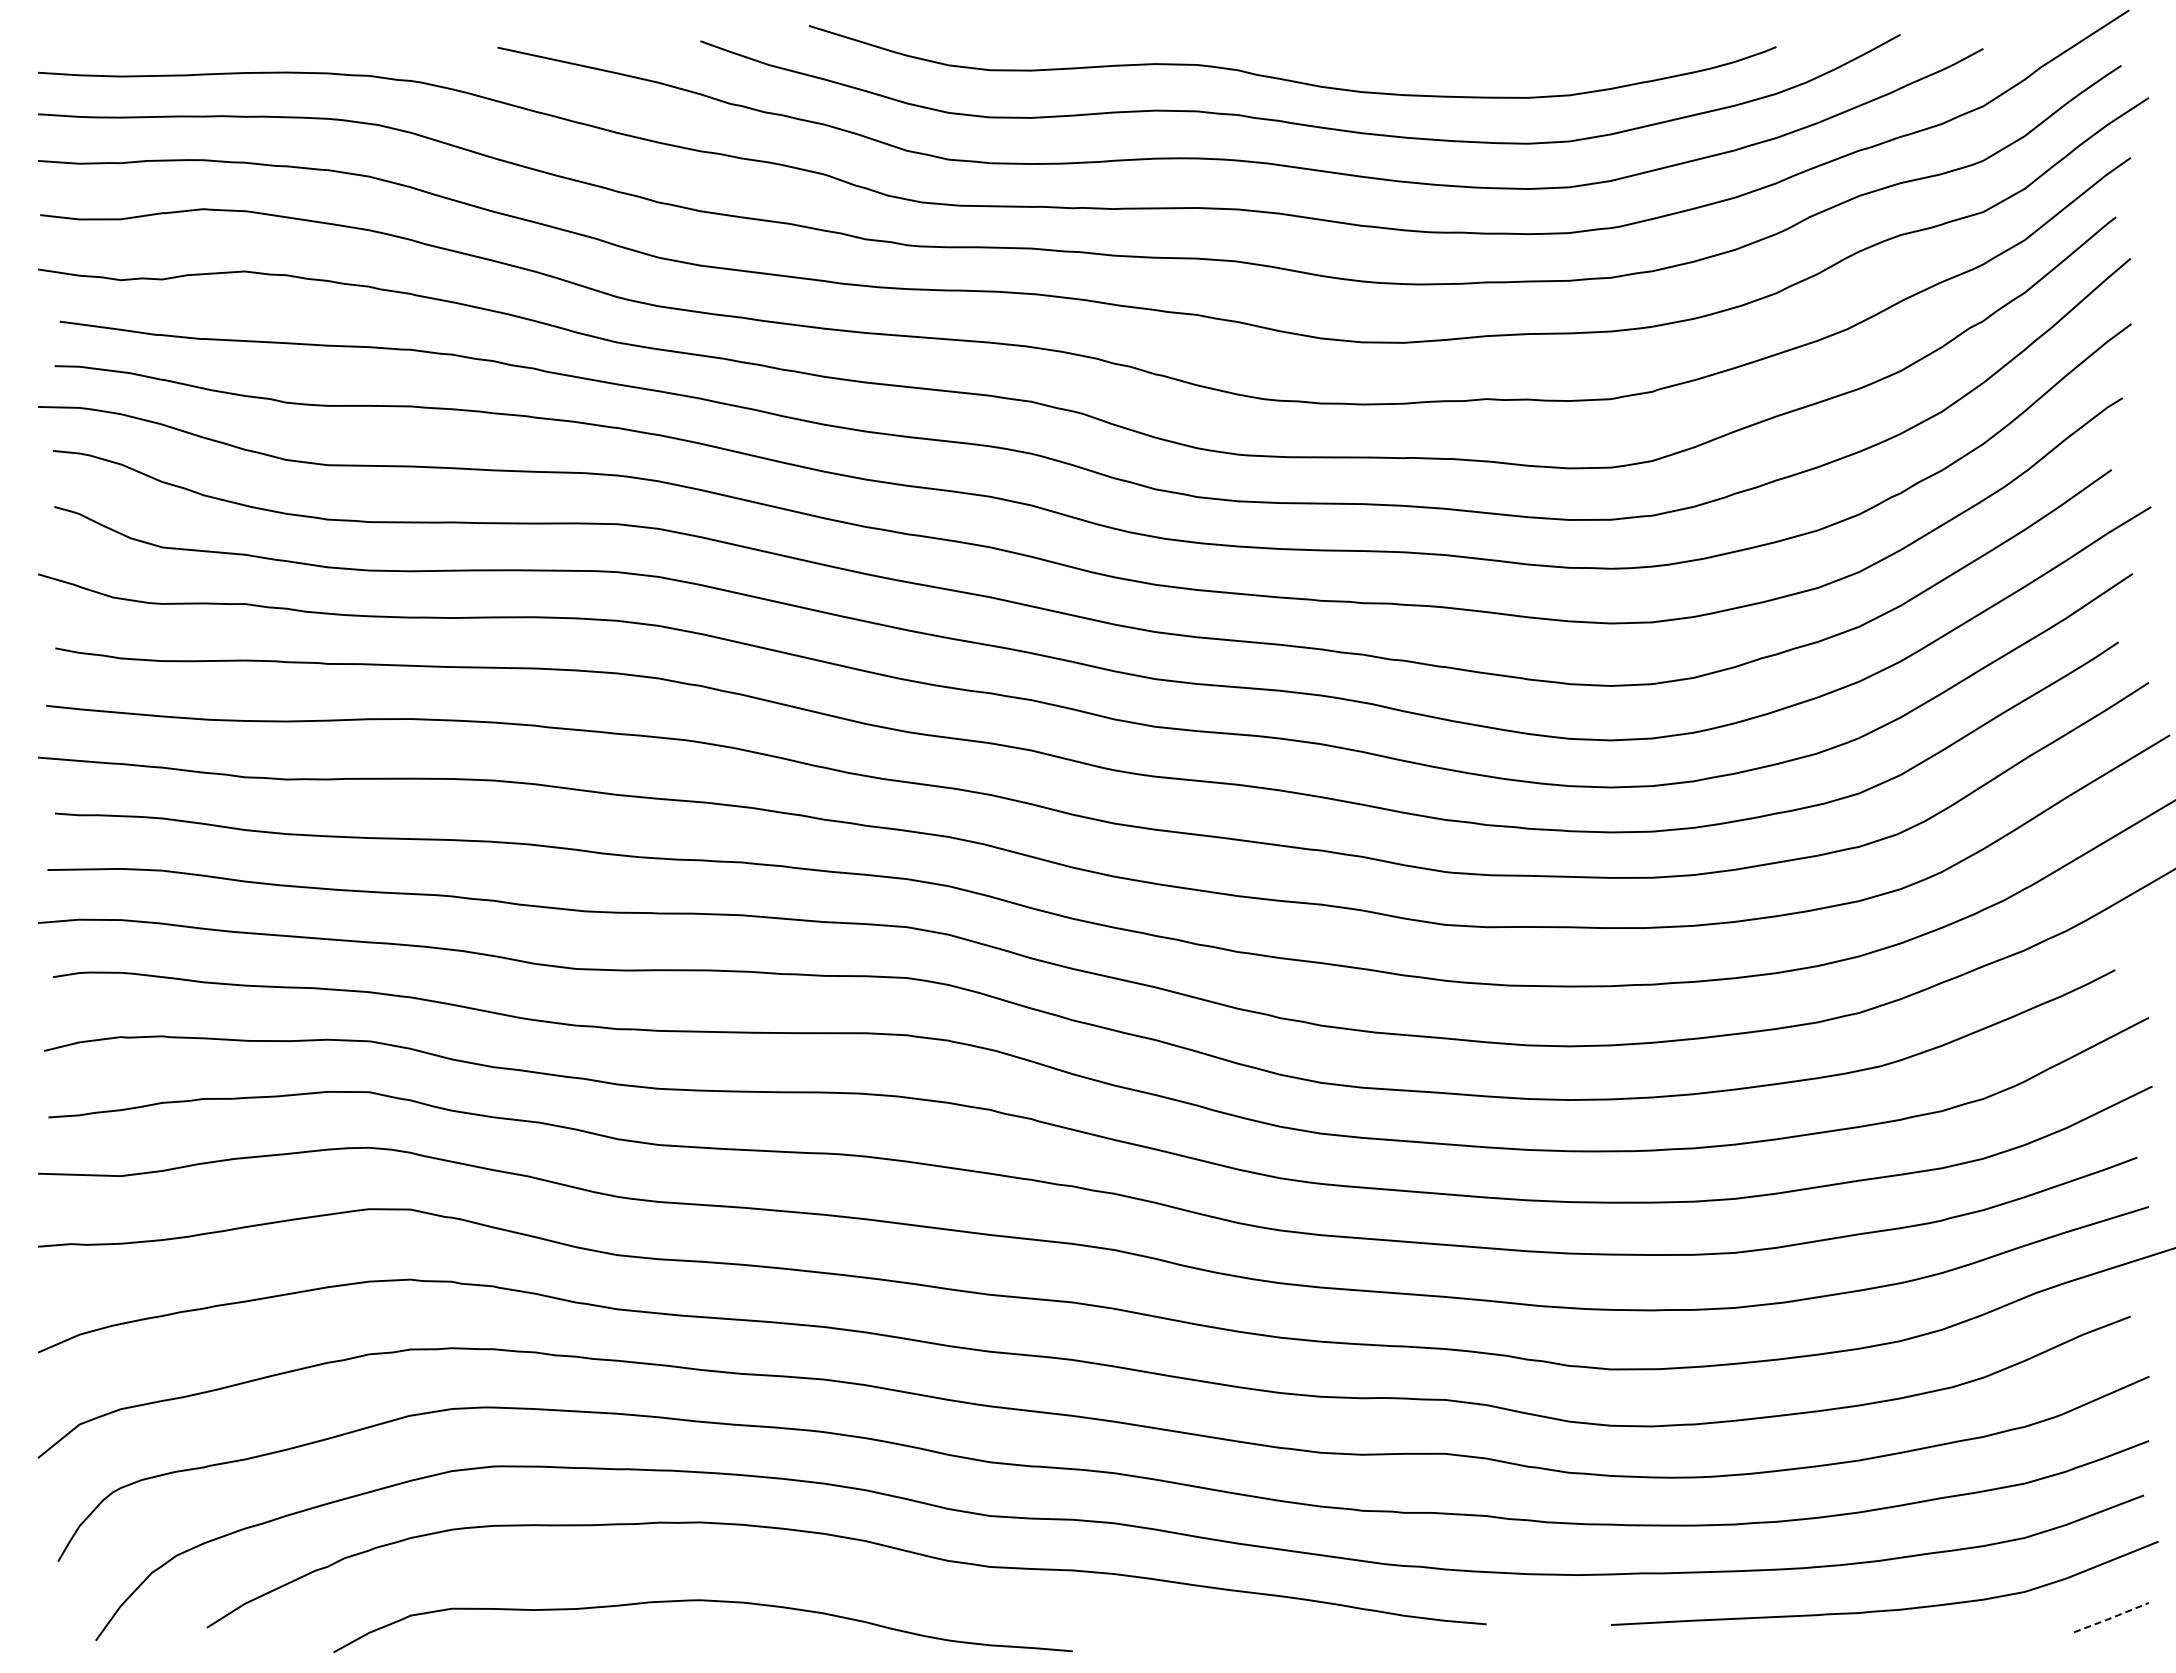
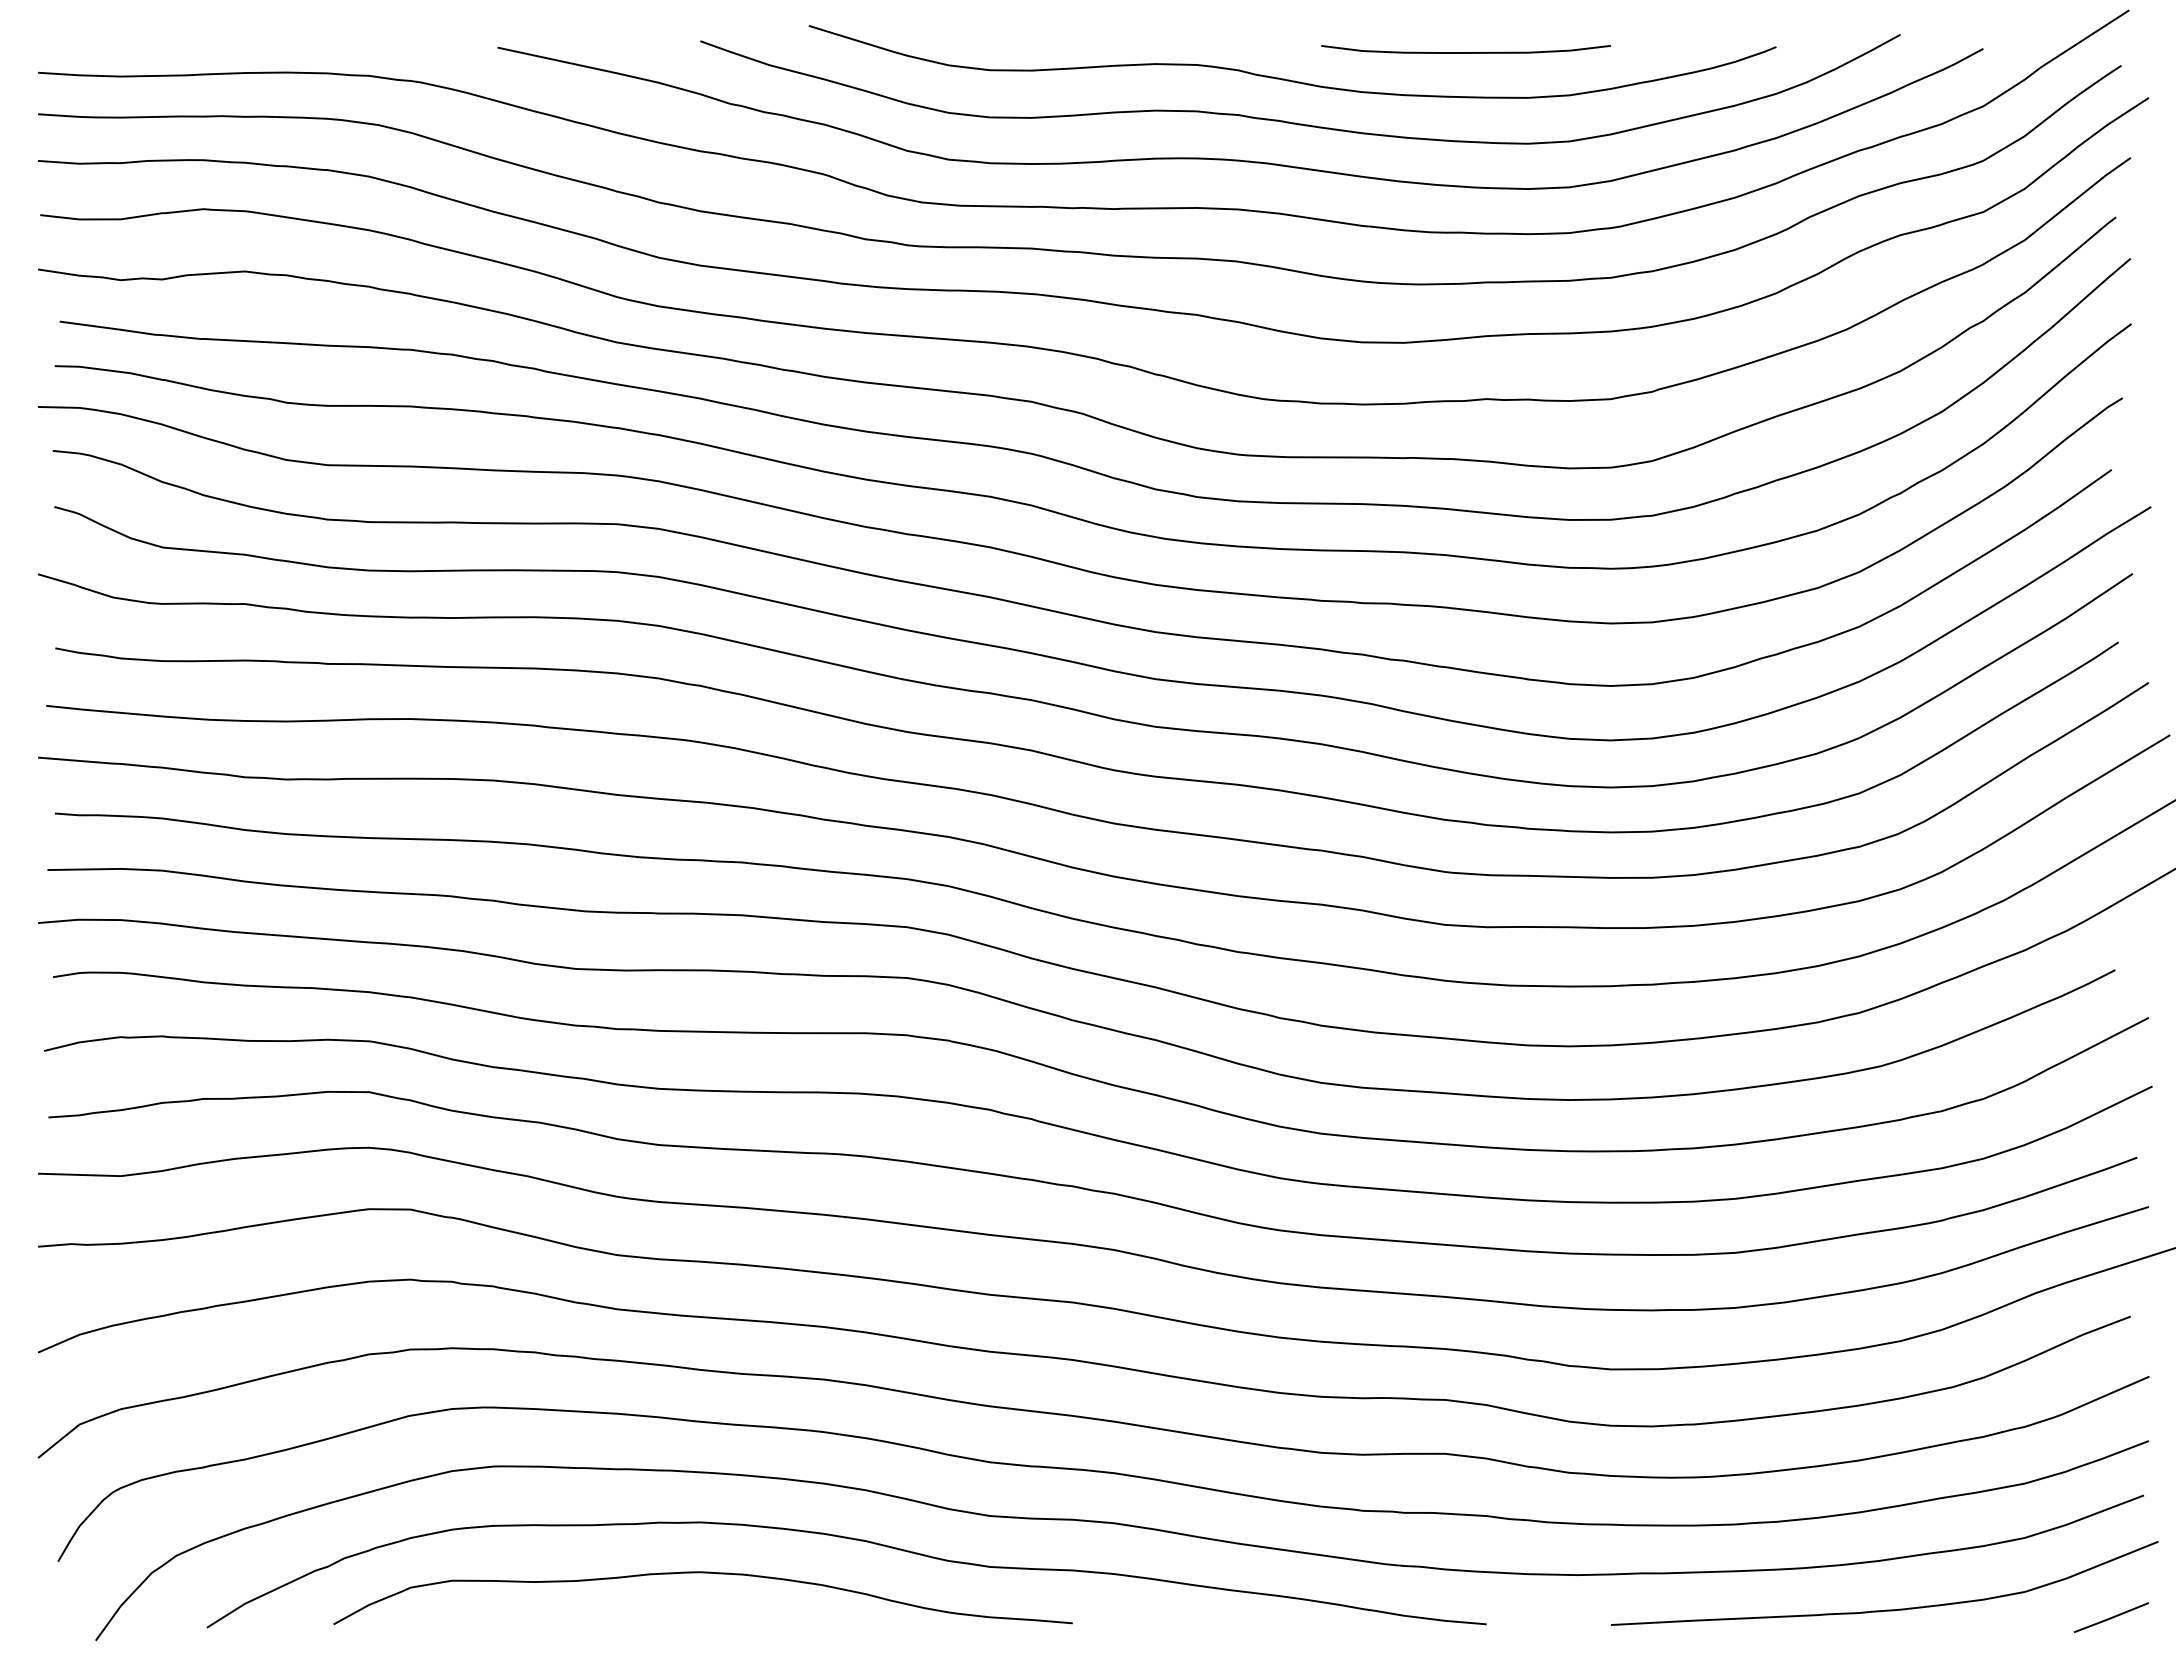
curve: none -> present (1465, 52)
curve position: (702, 1601) -> (702, 1573) (702, 1573)
line: dashed -> solid (2111, 1618)
